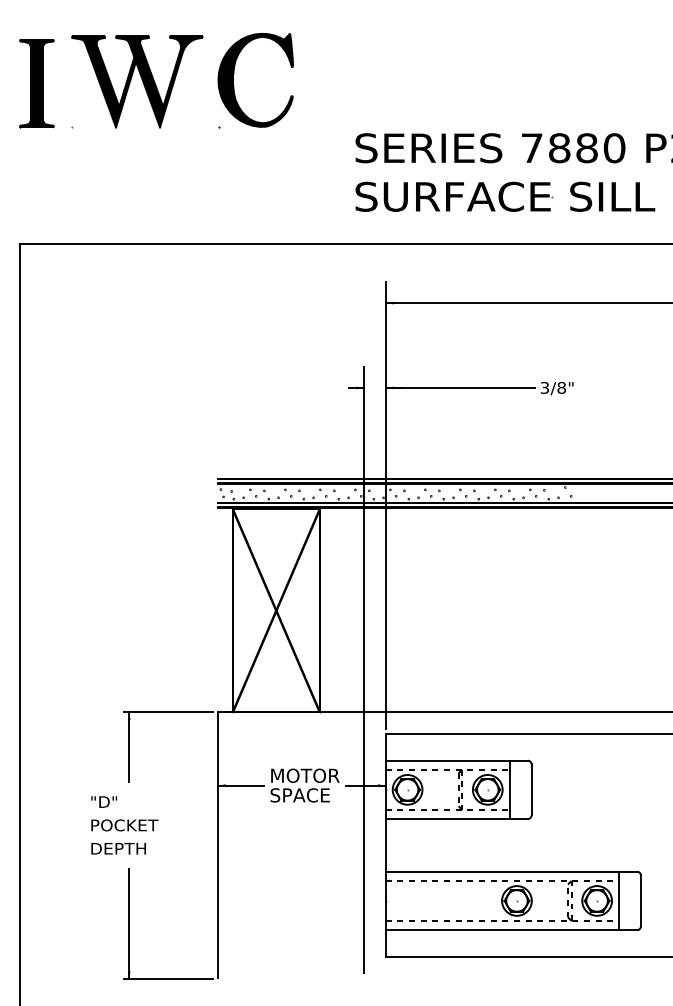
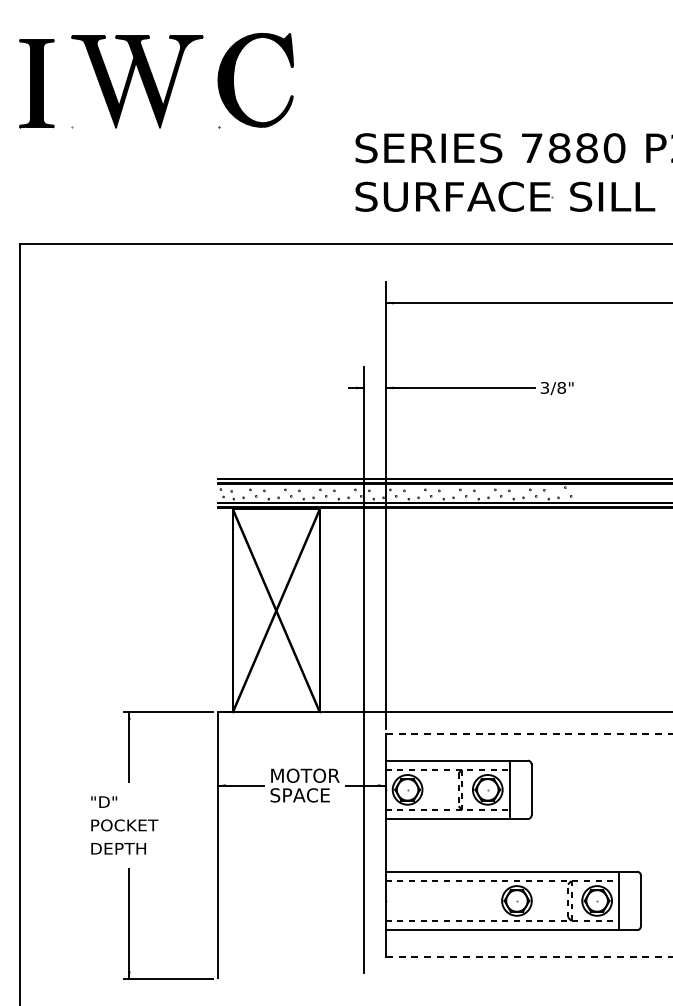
line: solid -> dashed (529, 734)
line: solid -> dashed (529, 956)
